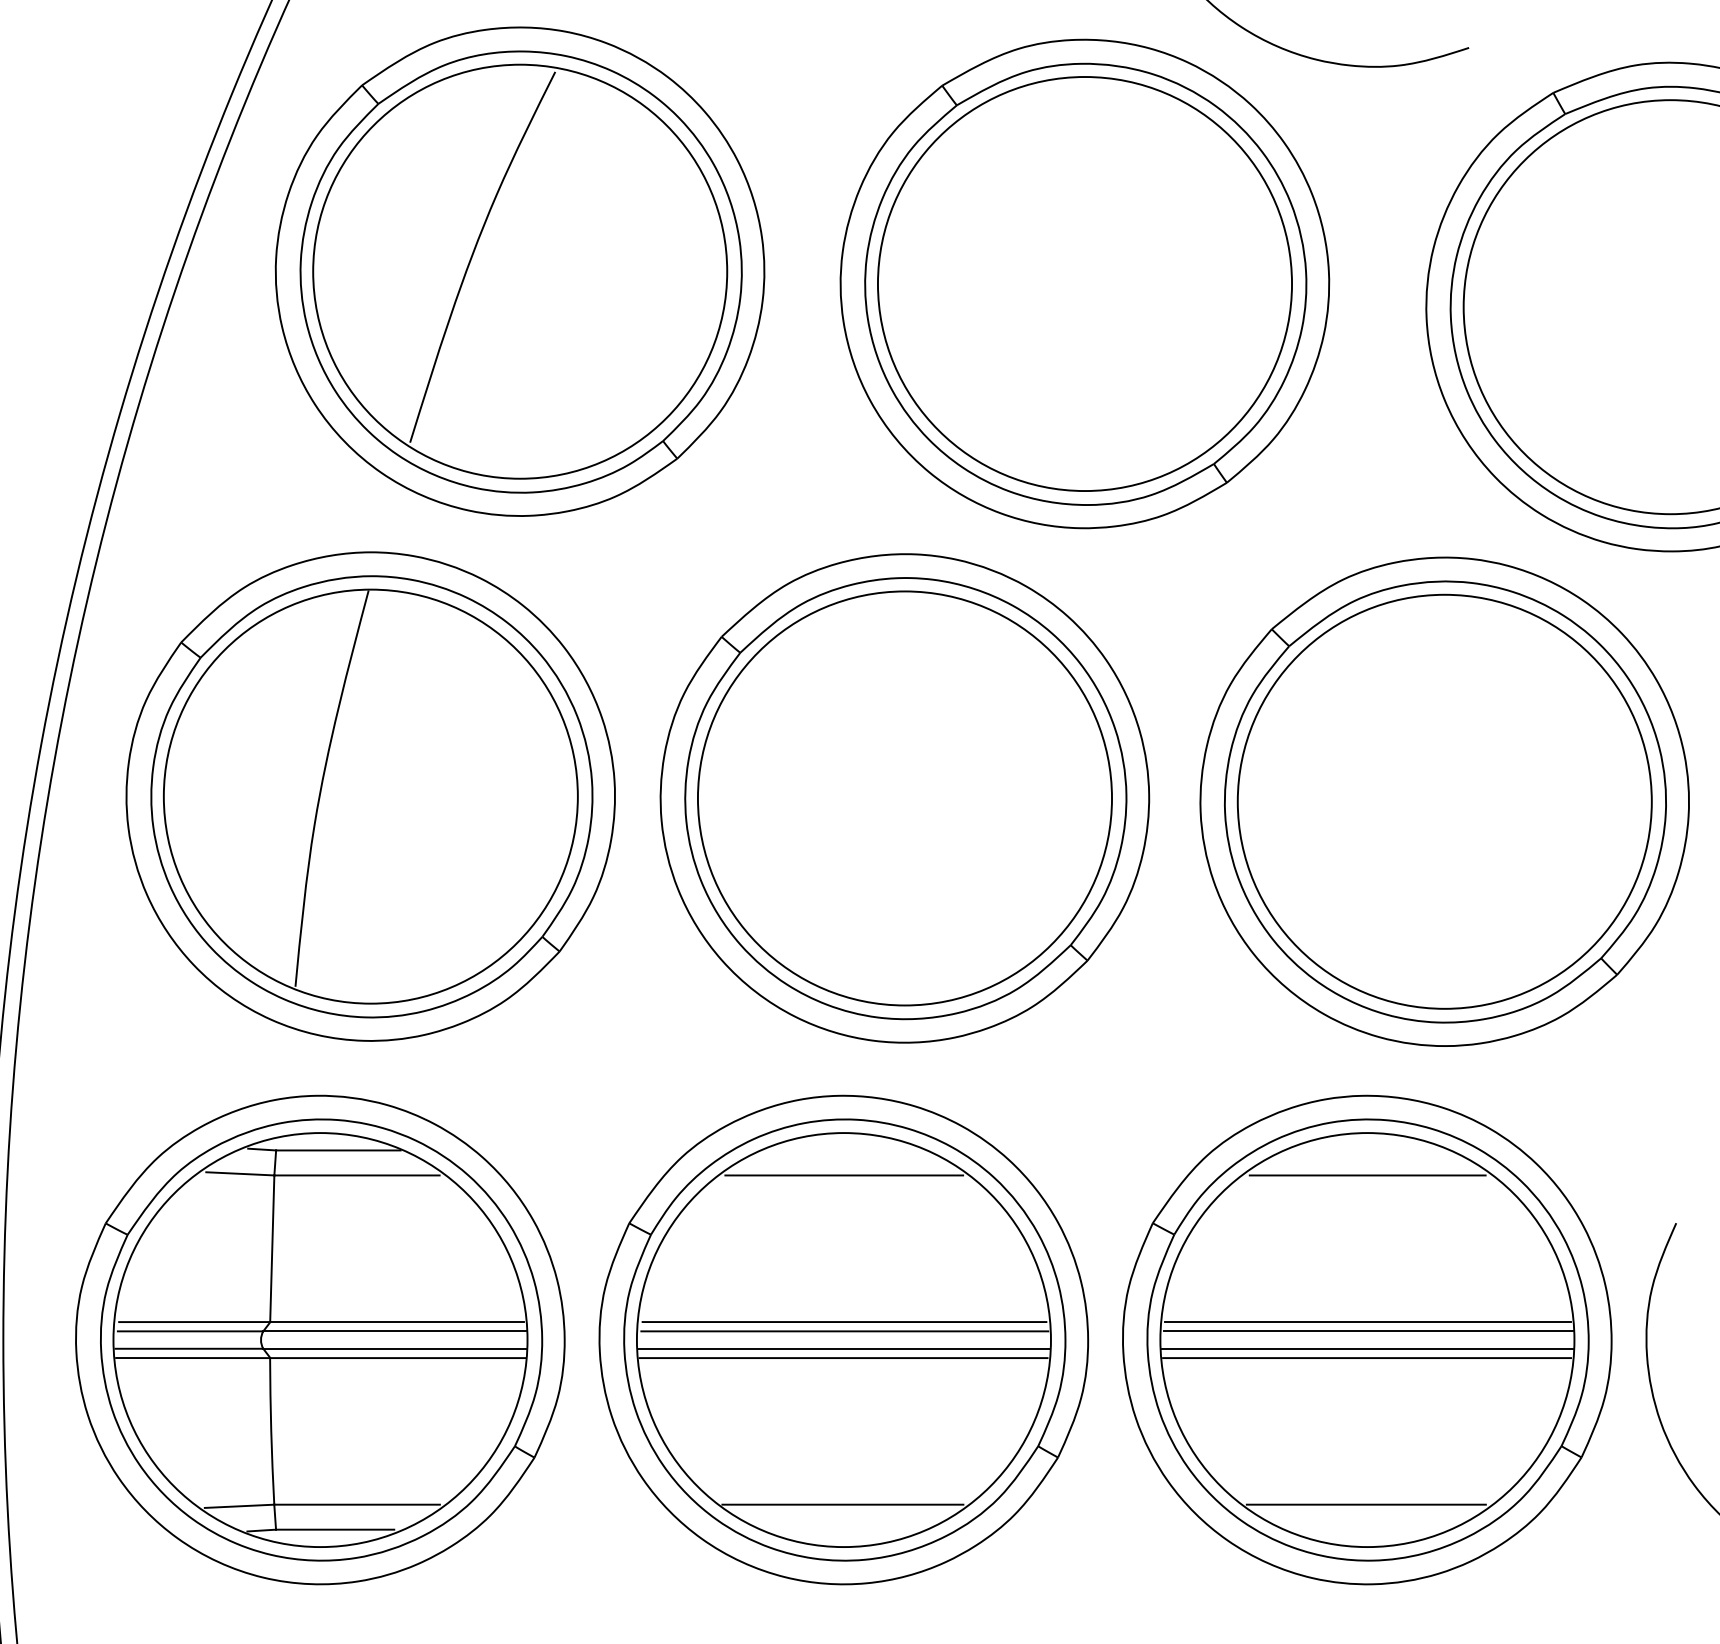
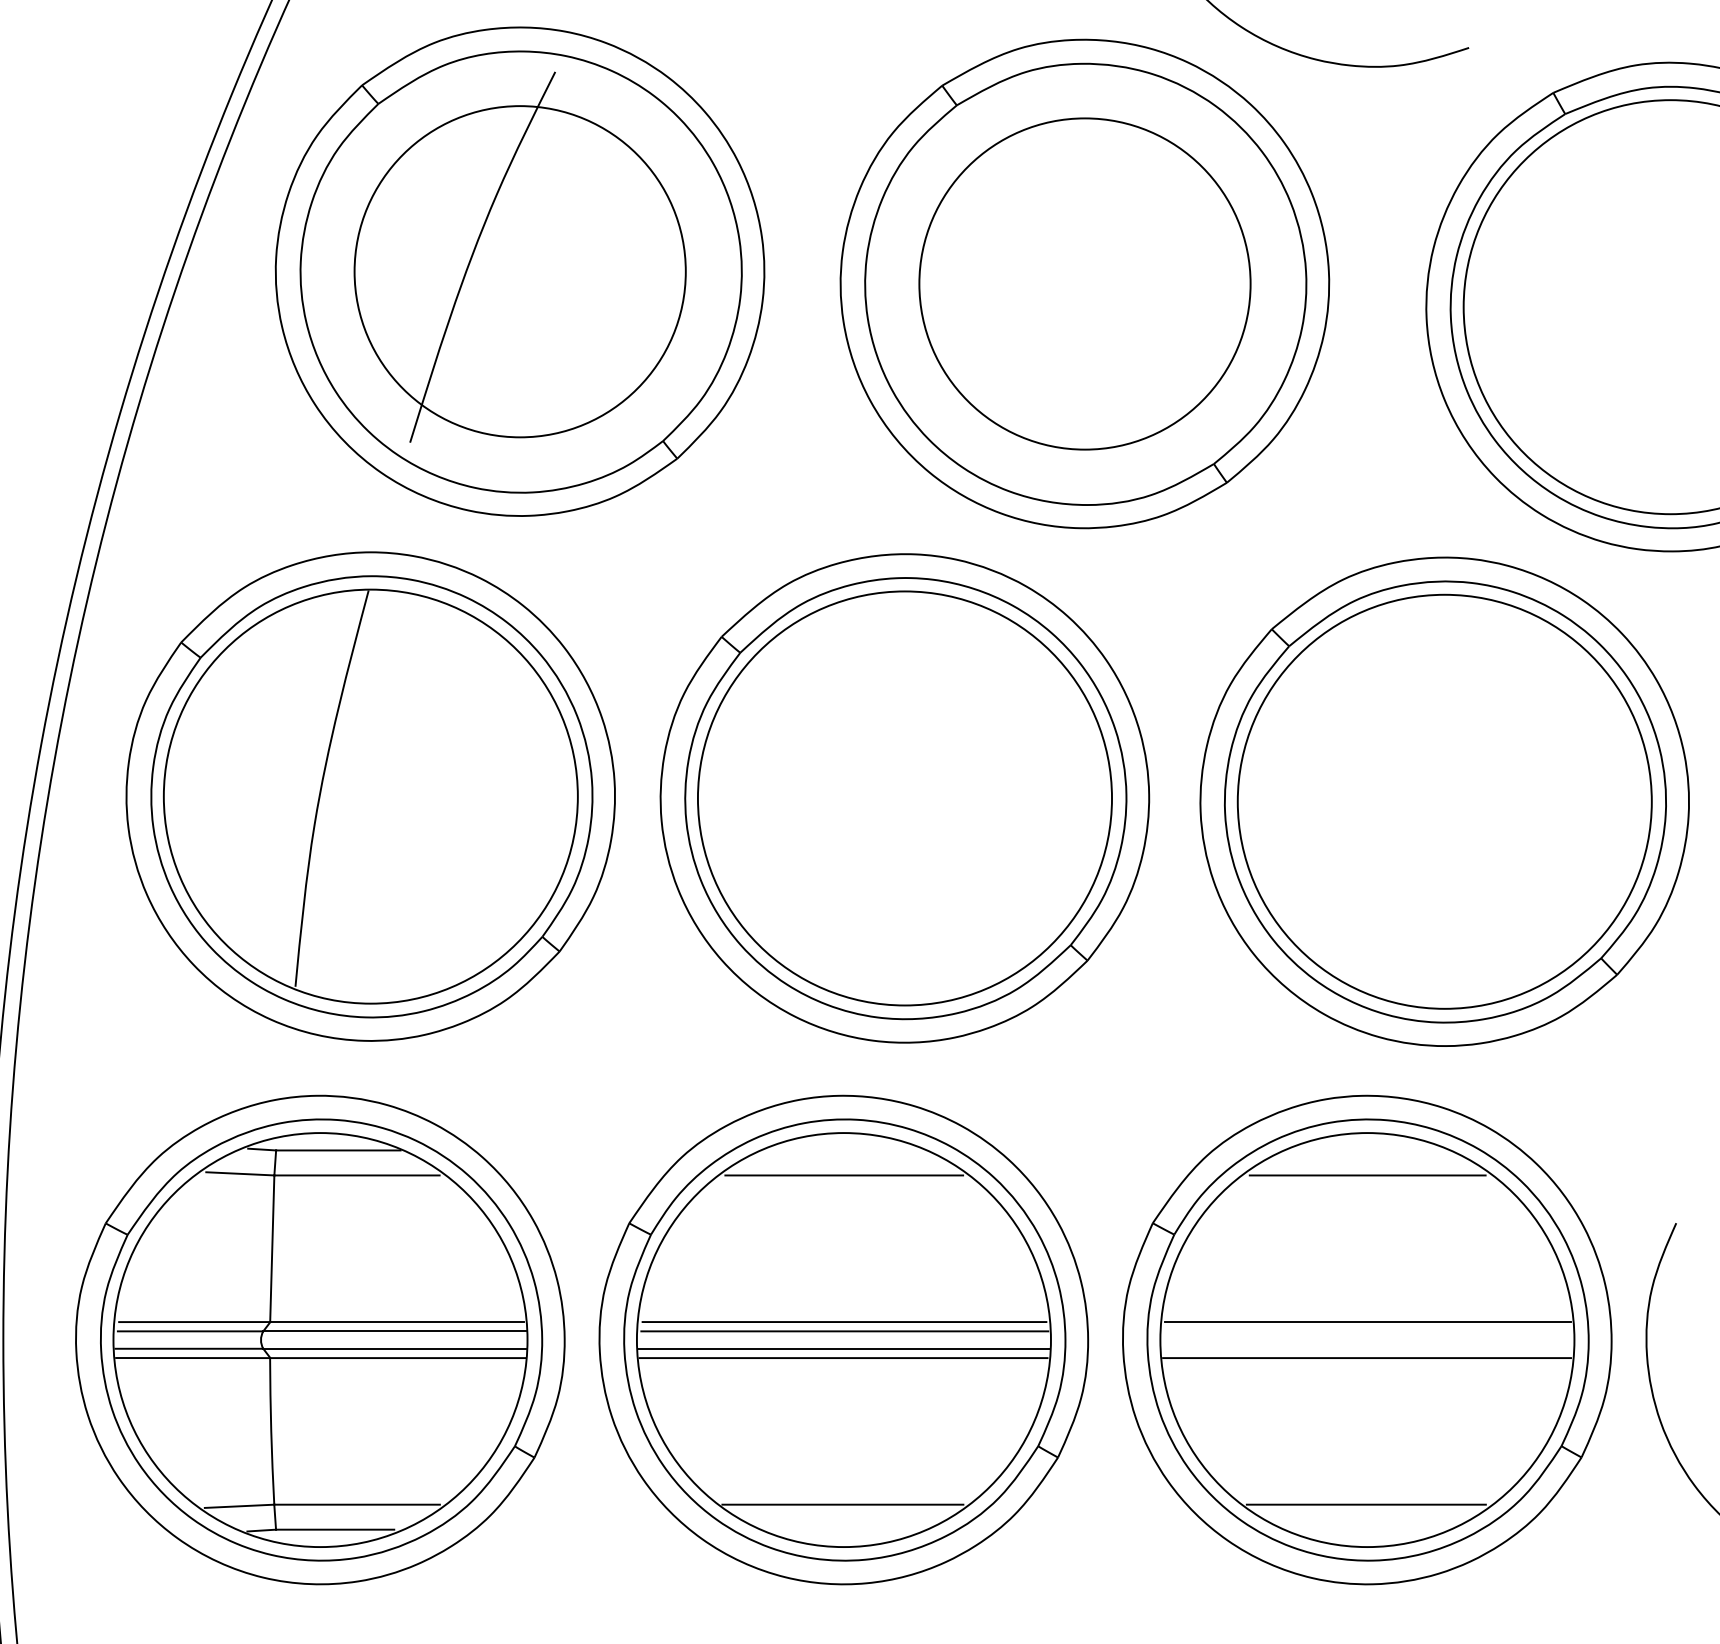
circle diameter: 414 px -> 331 px (519, 271)
circle diameter: 414 px -> 331 px (1084, 283)
line: present -> none (1367, 1331)
line: present -> none (1367, 1348)
